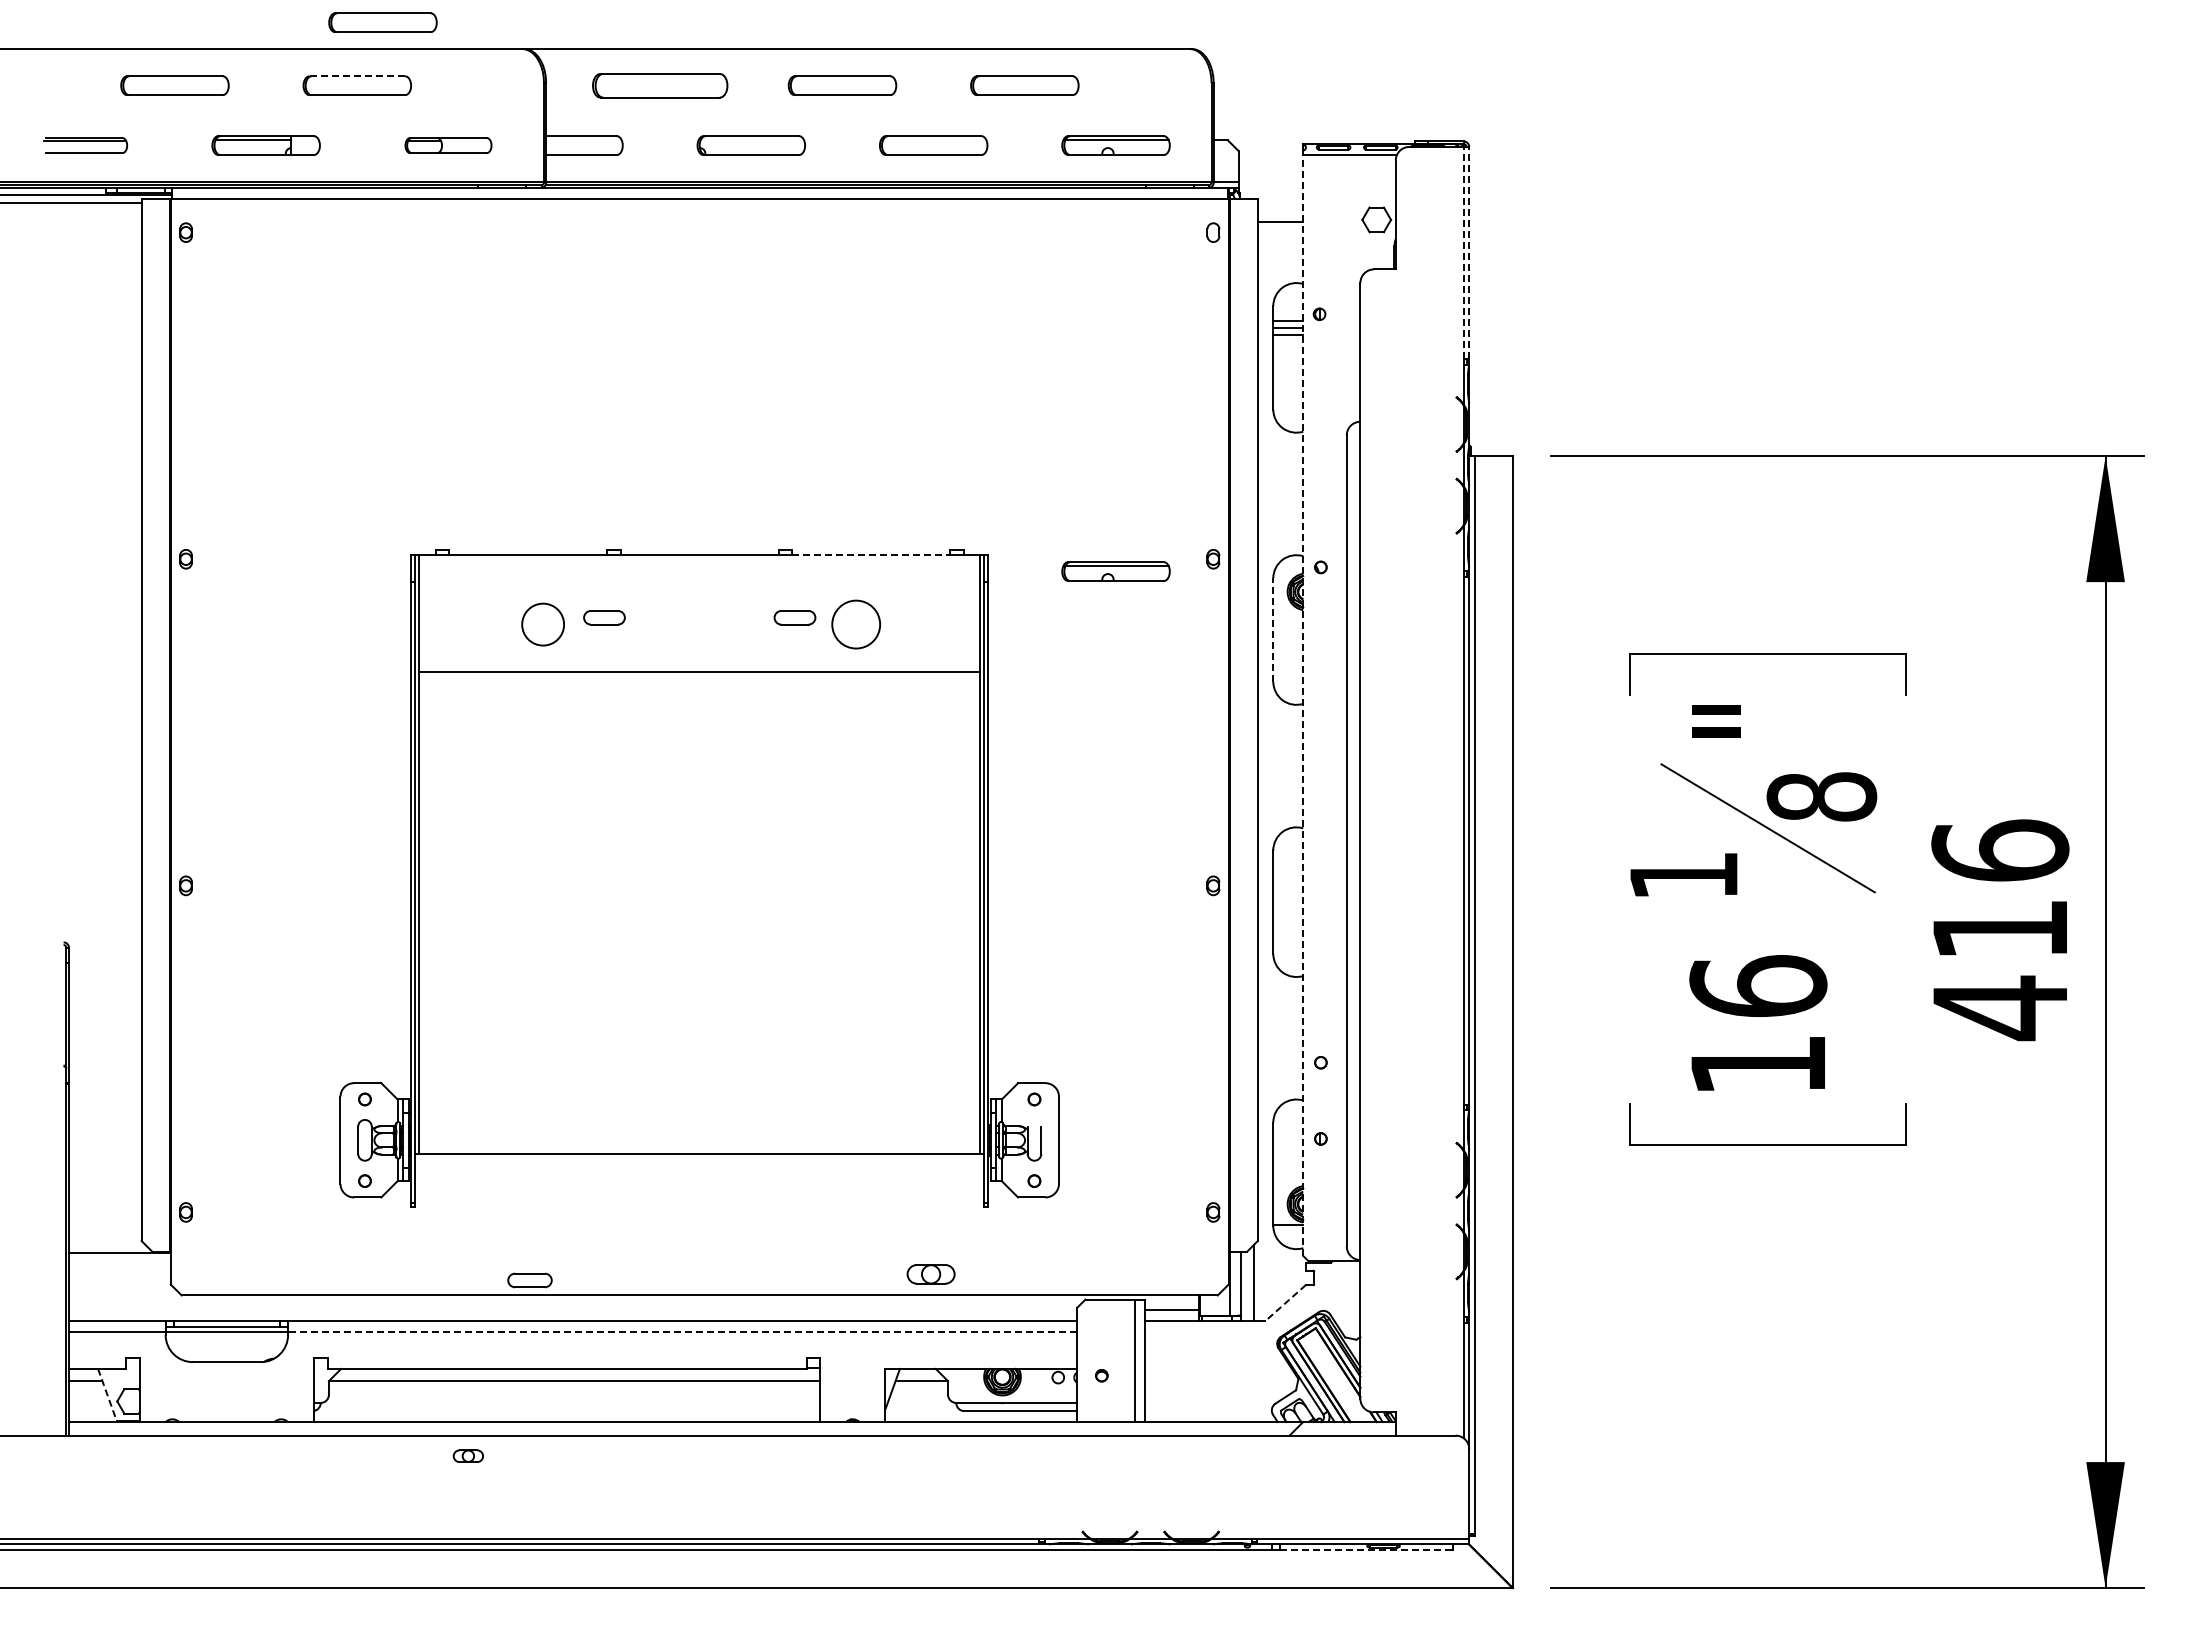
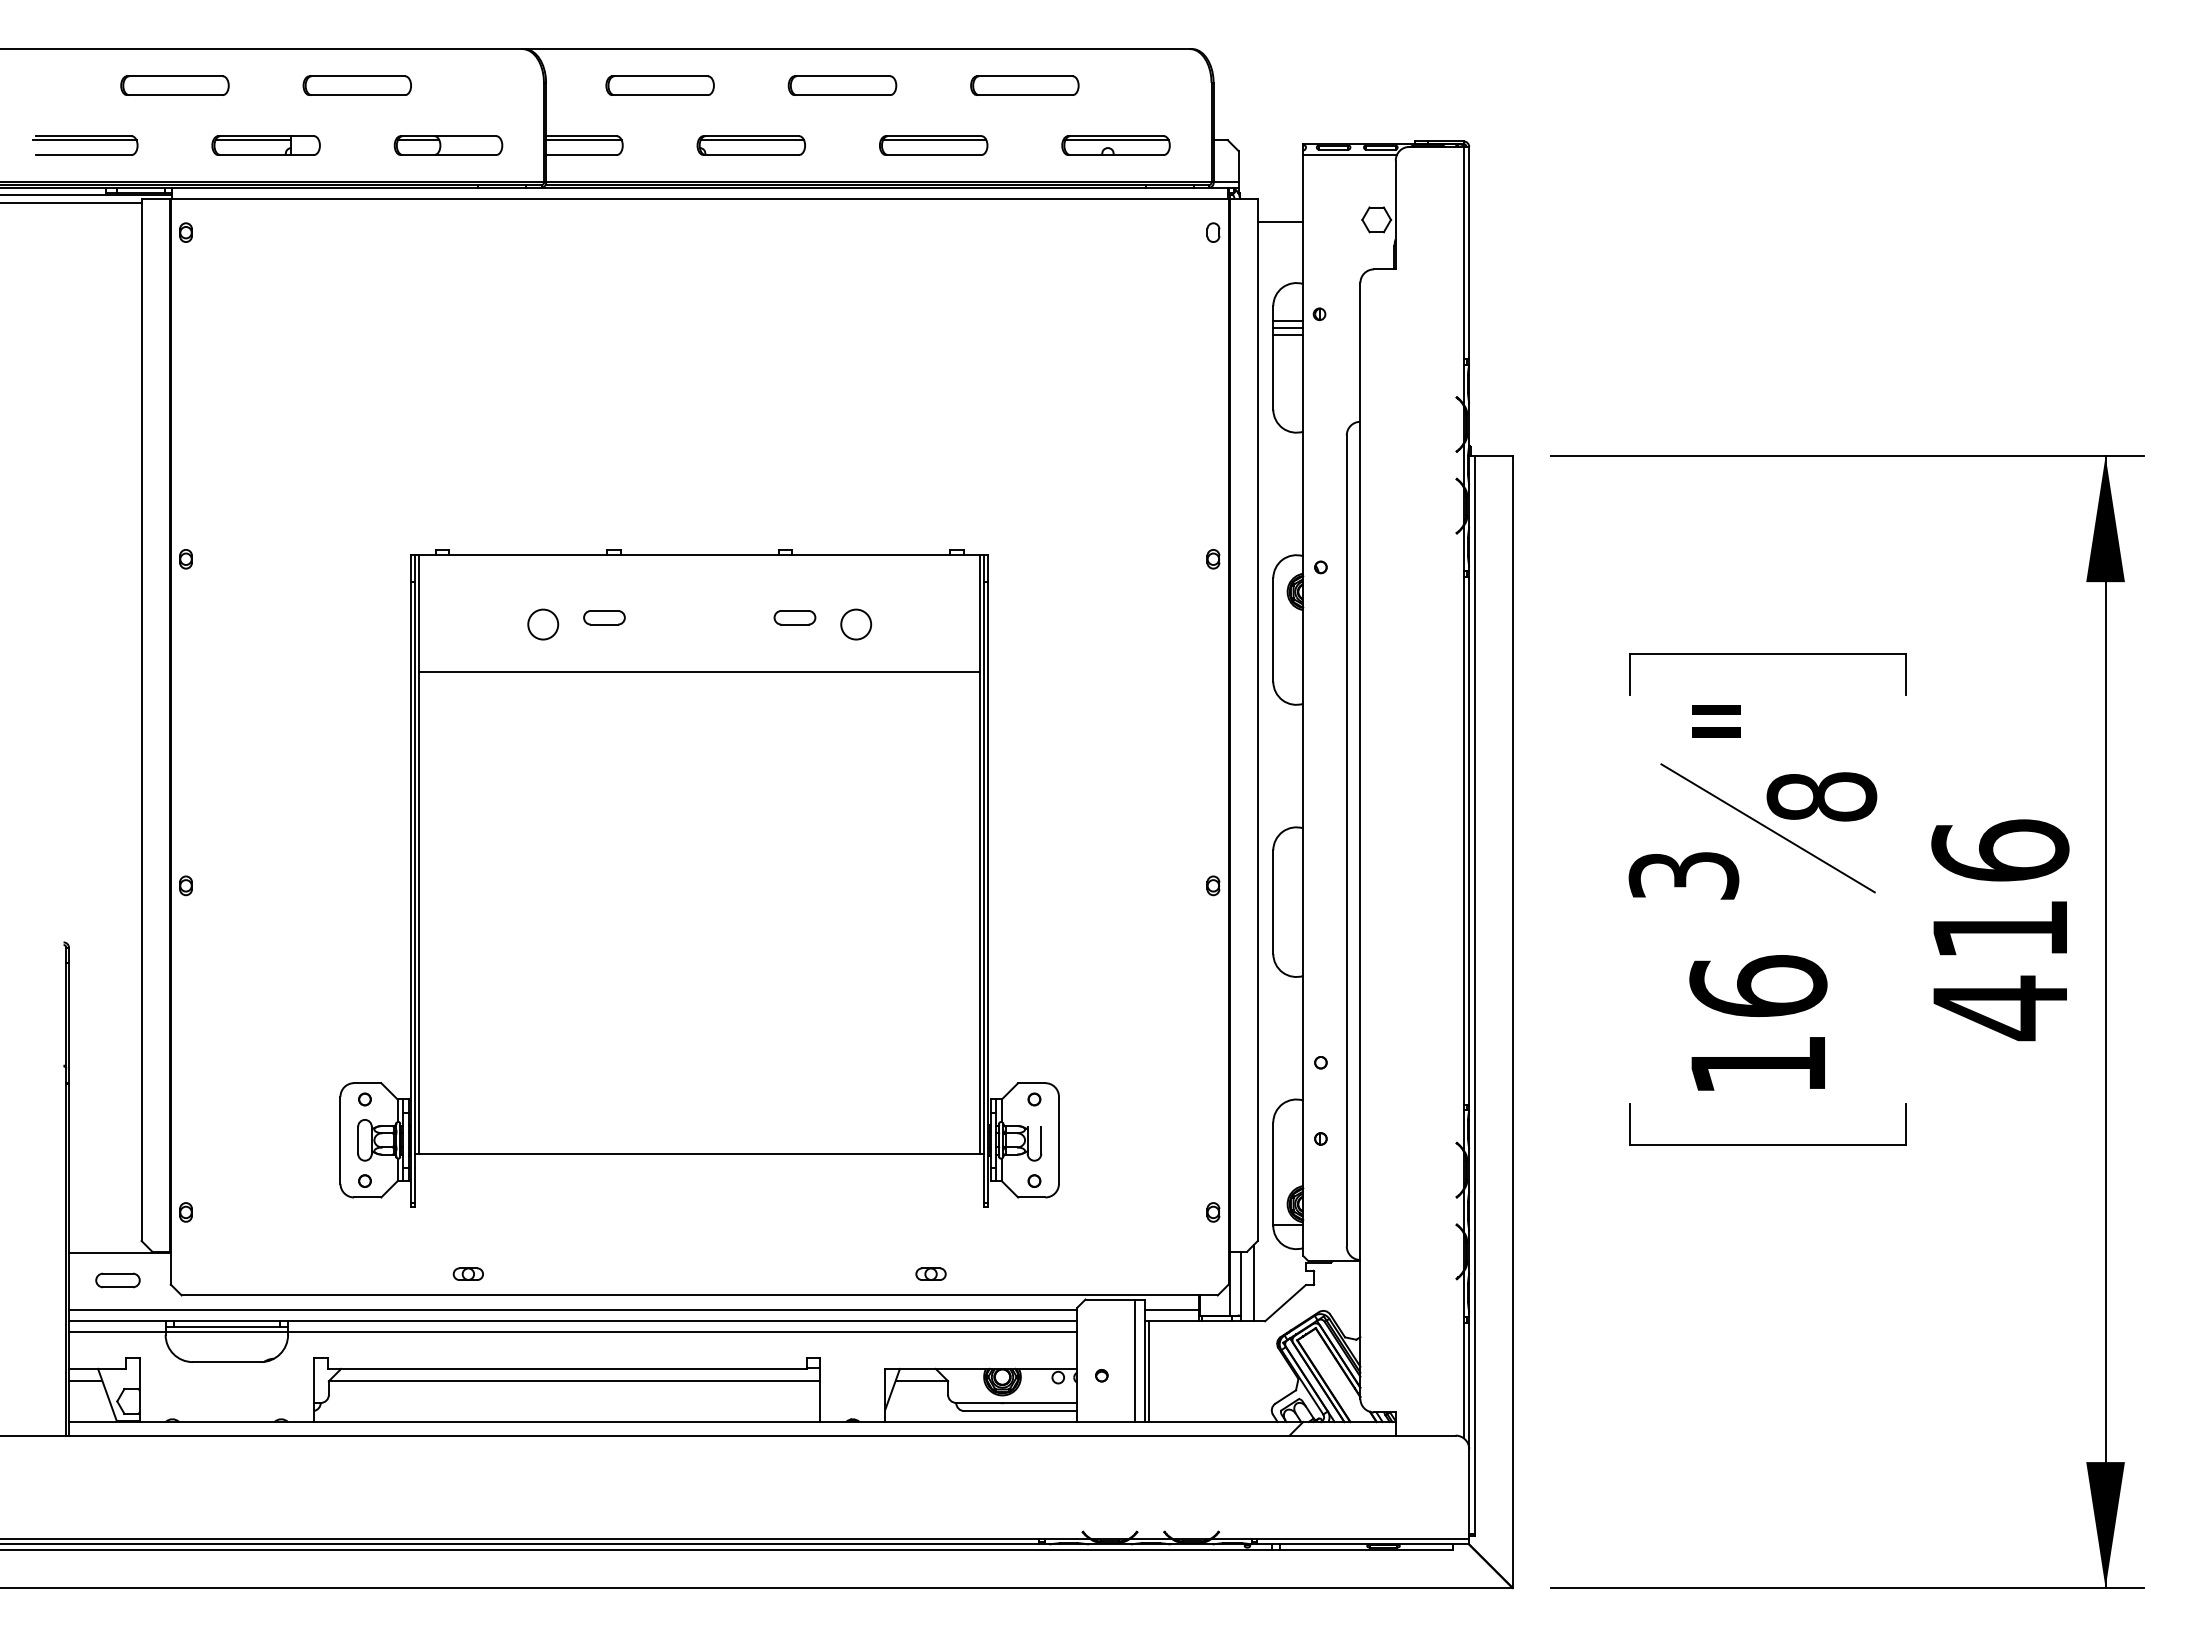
part: present -> none (382, 22)
line: dashed -> solid (357, 76)
part size: 137x26 px -> 110x21 px (659, 85)
line: none -> present (583, 140)
line: none -> present (752, 140)
line: none -> present (934, 140)
part size: 85x17 px -> 107x21 px (85, 145)
part size: 89x17 px -> 111x21 px (448, 145)
line: dashed -> solid (1463, 252)
line: dashed -> solid (1469, 252)
line: dashed -> solid (871, 555)
part: present -> none (1115, 571)
circle size: 44x45 px -> 33x33 px (543, 624)
circle diameter: 48 px -> 30 px (856, 624)
line: dashed -> solid (1273, 630)
line: dashed -> solid (1303, 705)
text: 1 -> 3 (1683, 875)
part size: 50x21 px -> 32x14 px (930, 1273)
part position: (529, 1280) -> (117, 1280) (117, 1280)
line: dashed -> solid (1285, 1303)
line: none -> present (573, 1310)
line: dashed -> solid (682, 1332)
line: none -> present (1149, 1371)
line: dashed -> solid (107, 1395)
part position: (467, 1455) -> (467, 1273) (467, 1273)
line: dashed -> solid (1367, 1549)
